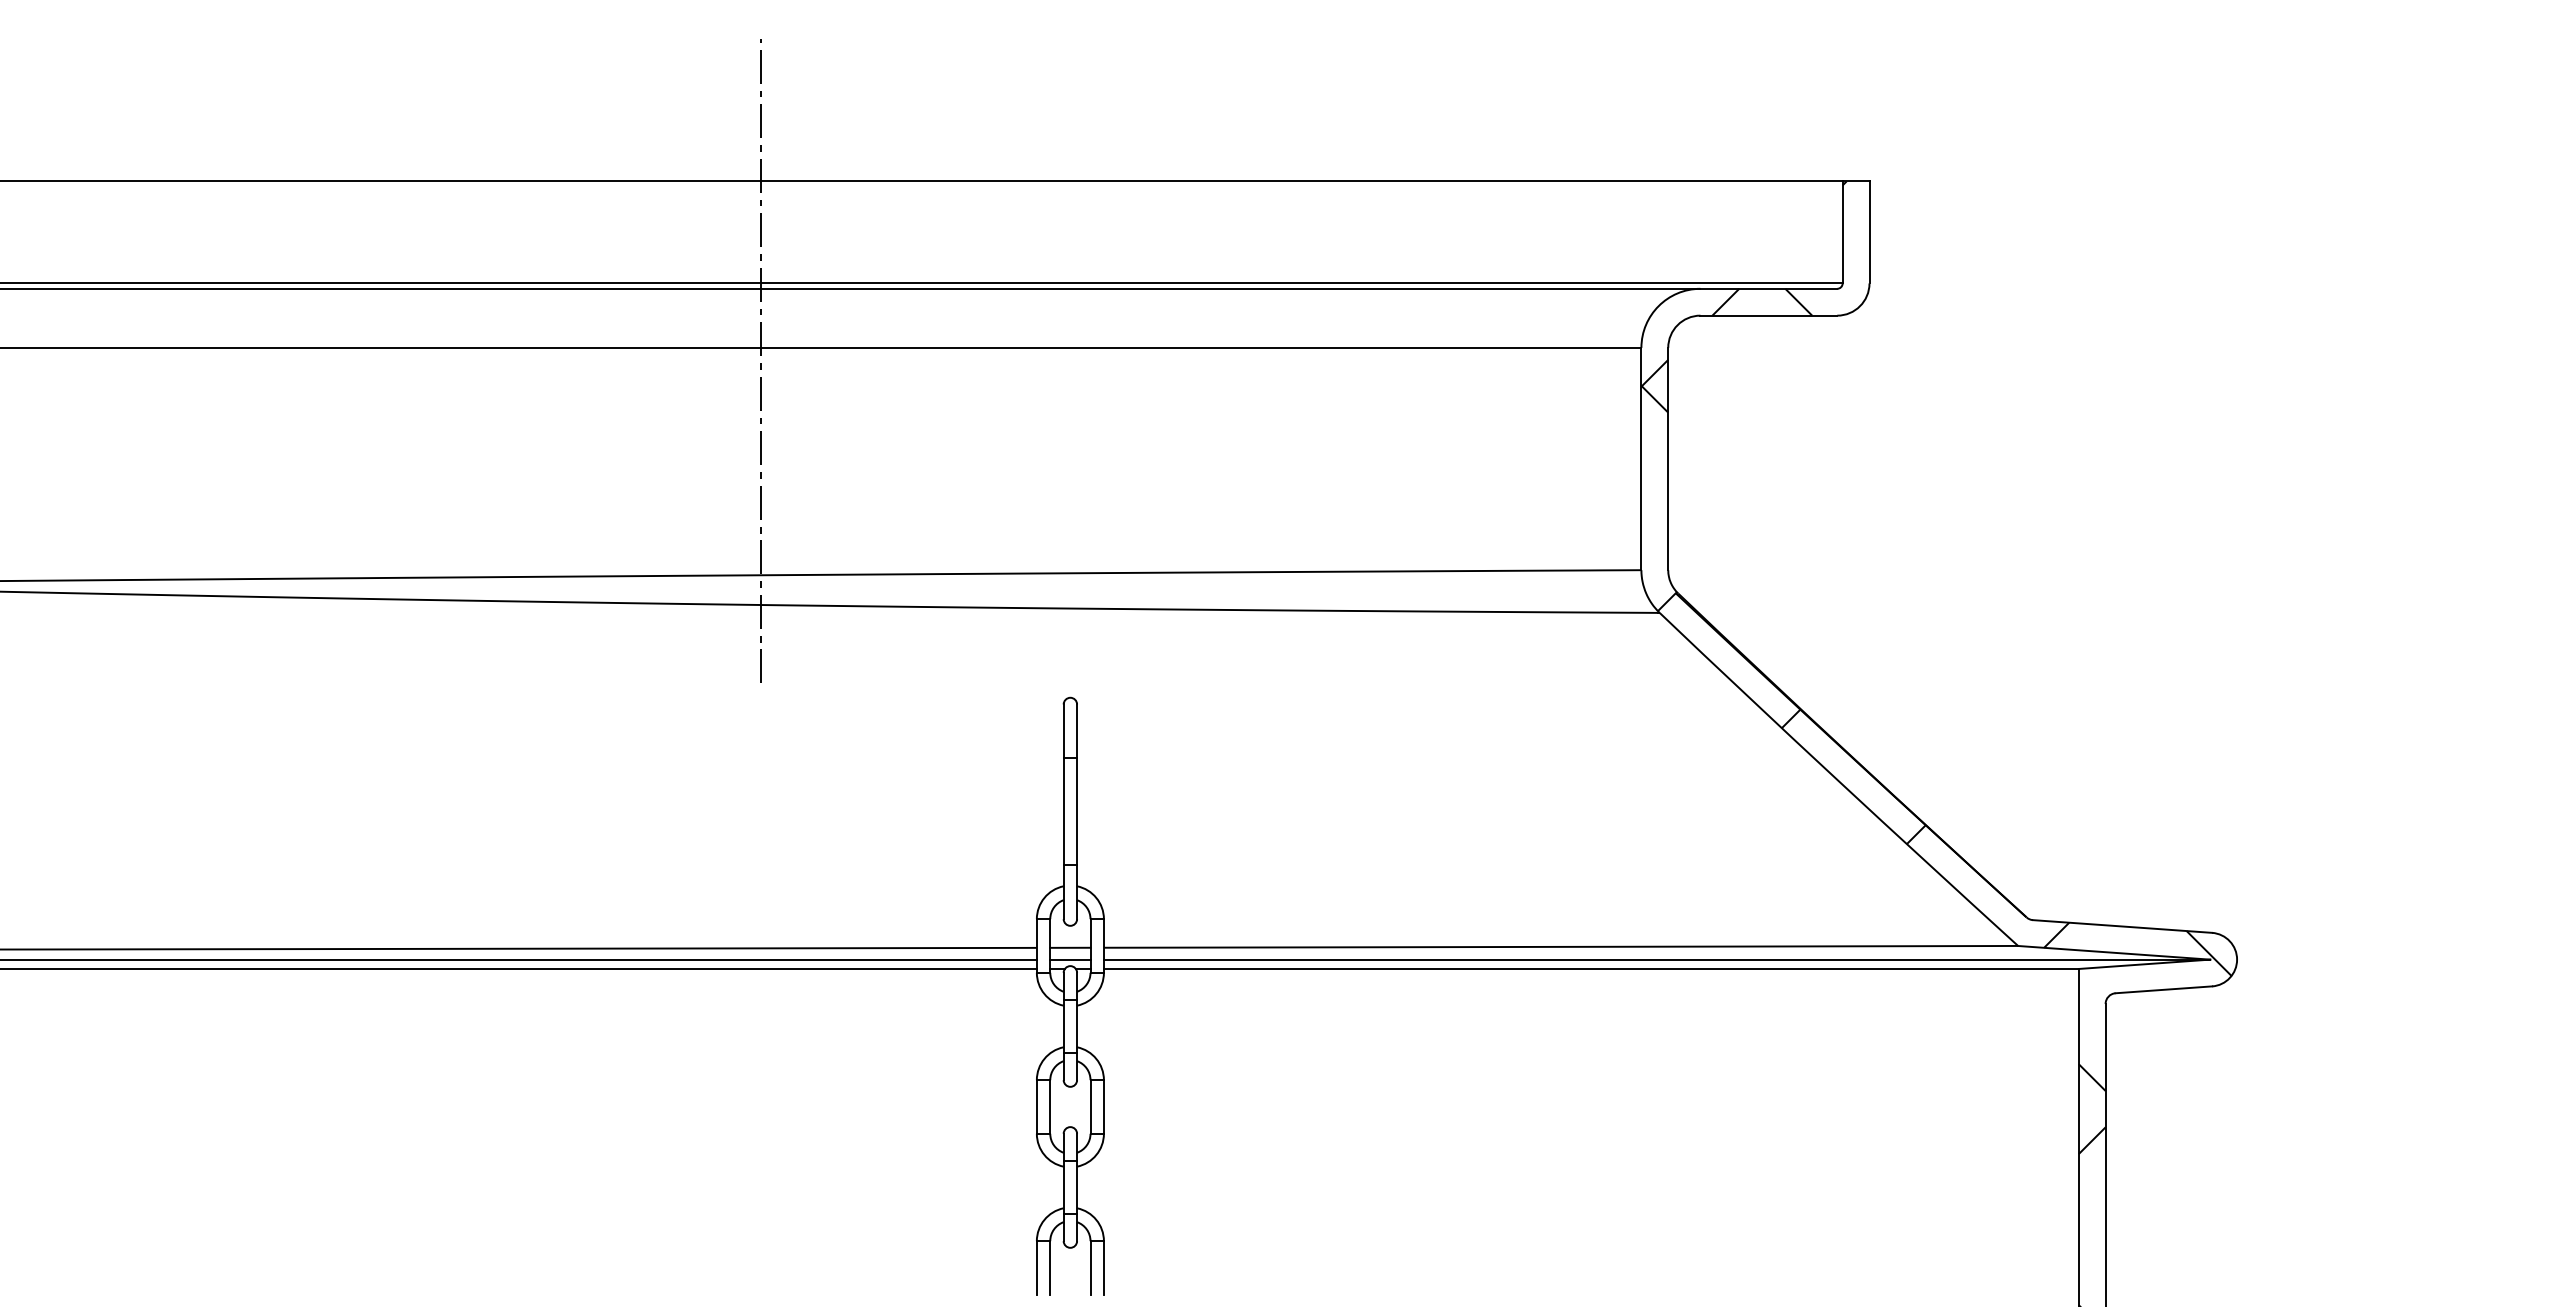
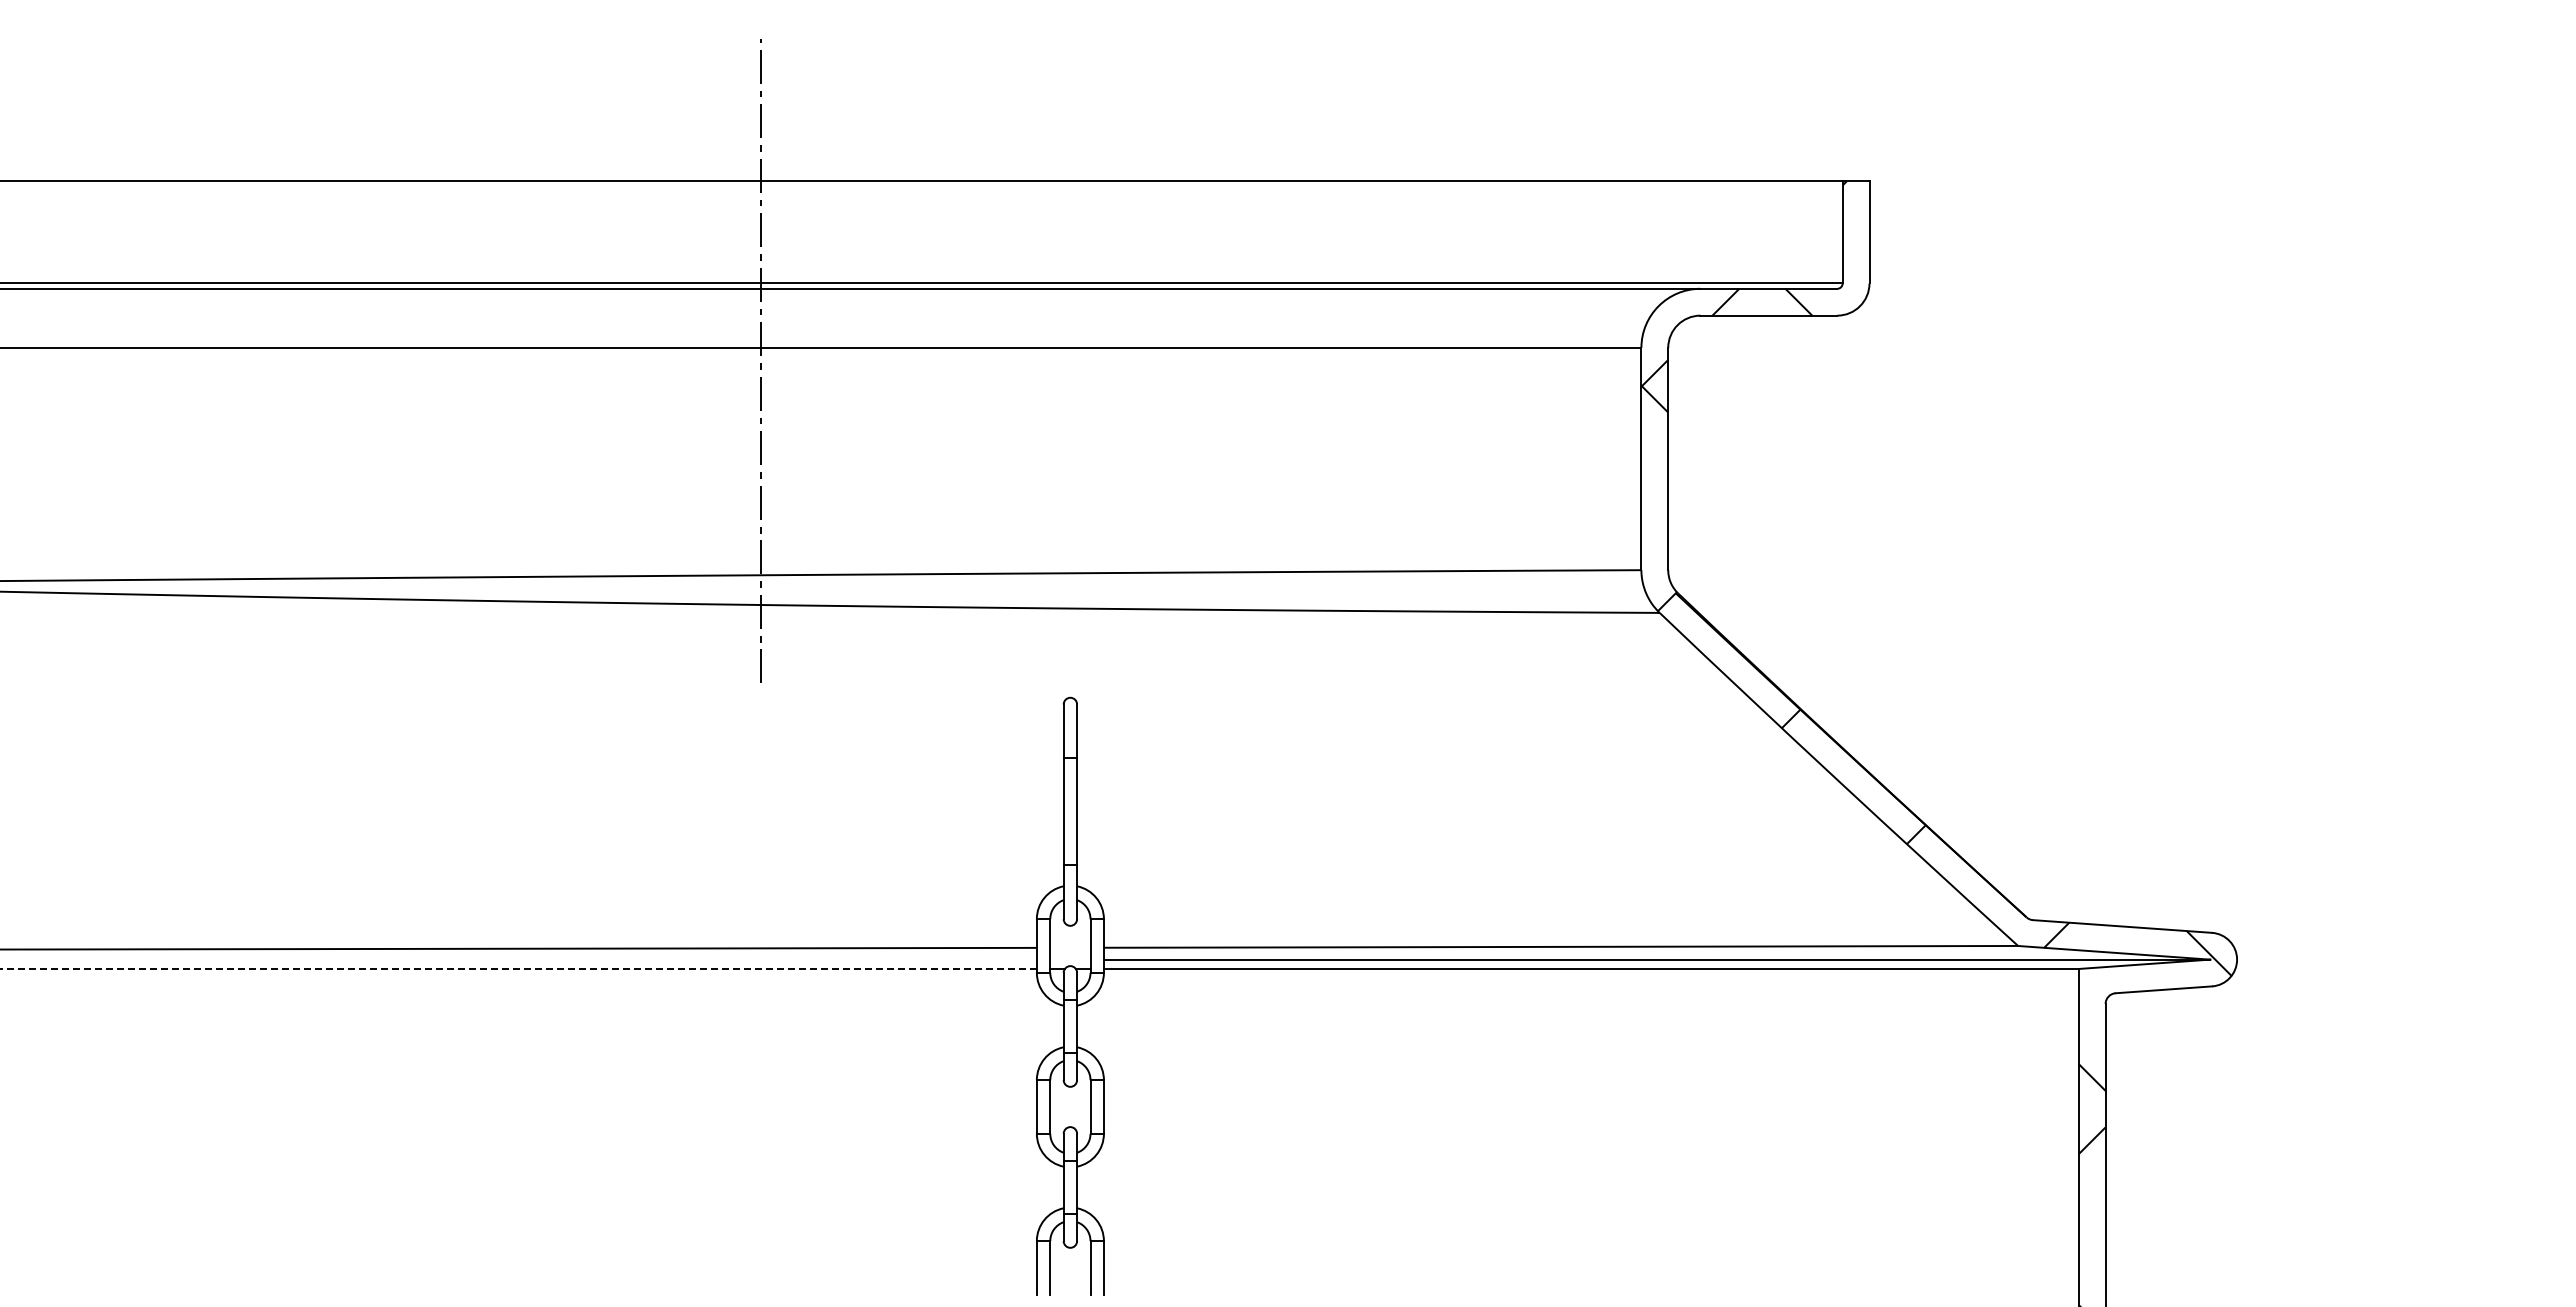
line: present -> none (1070, 947)
line: present -> none (519, 959)
line: present -> none (1070, 959)
line: solid -> dashed (518, 968)
